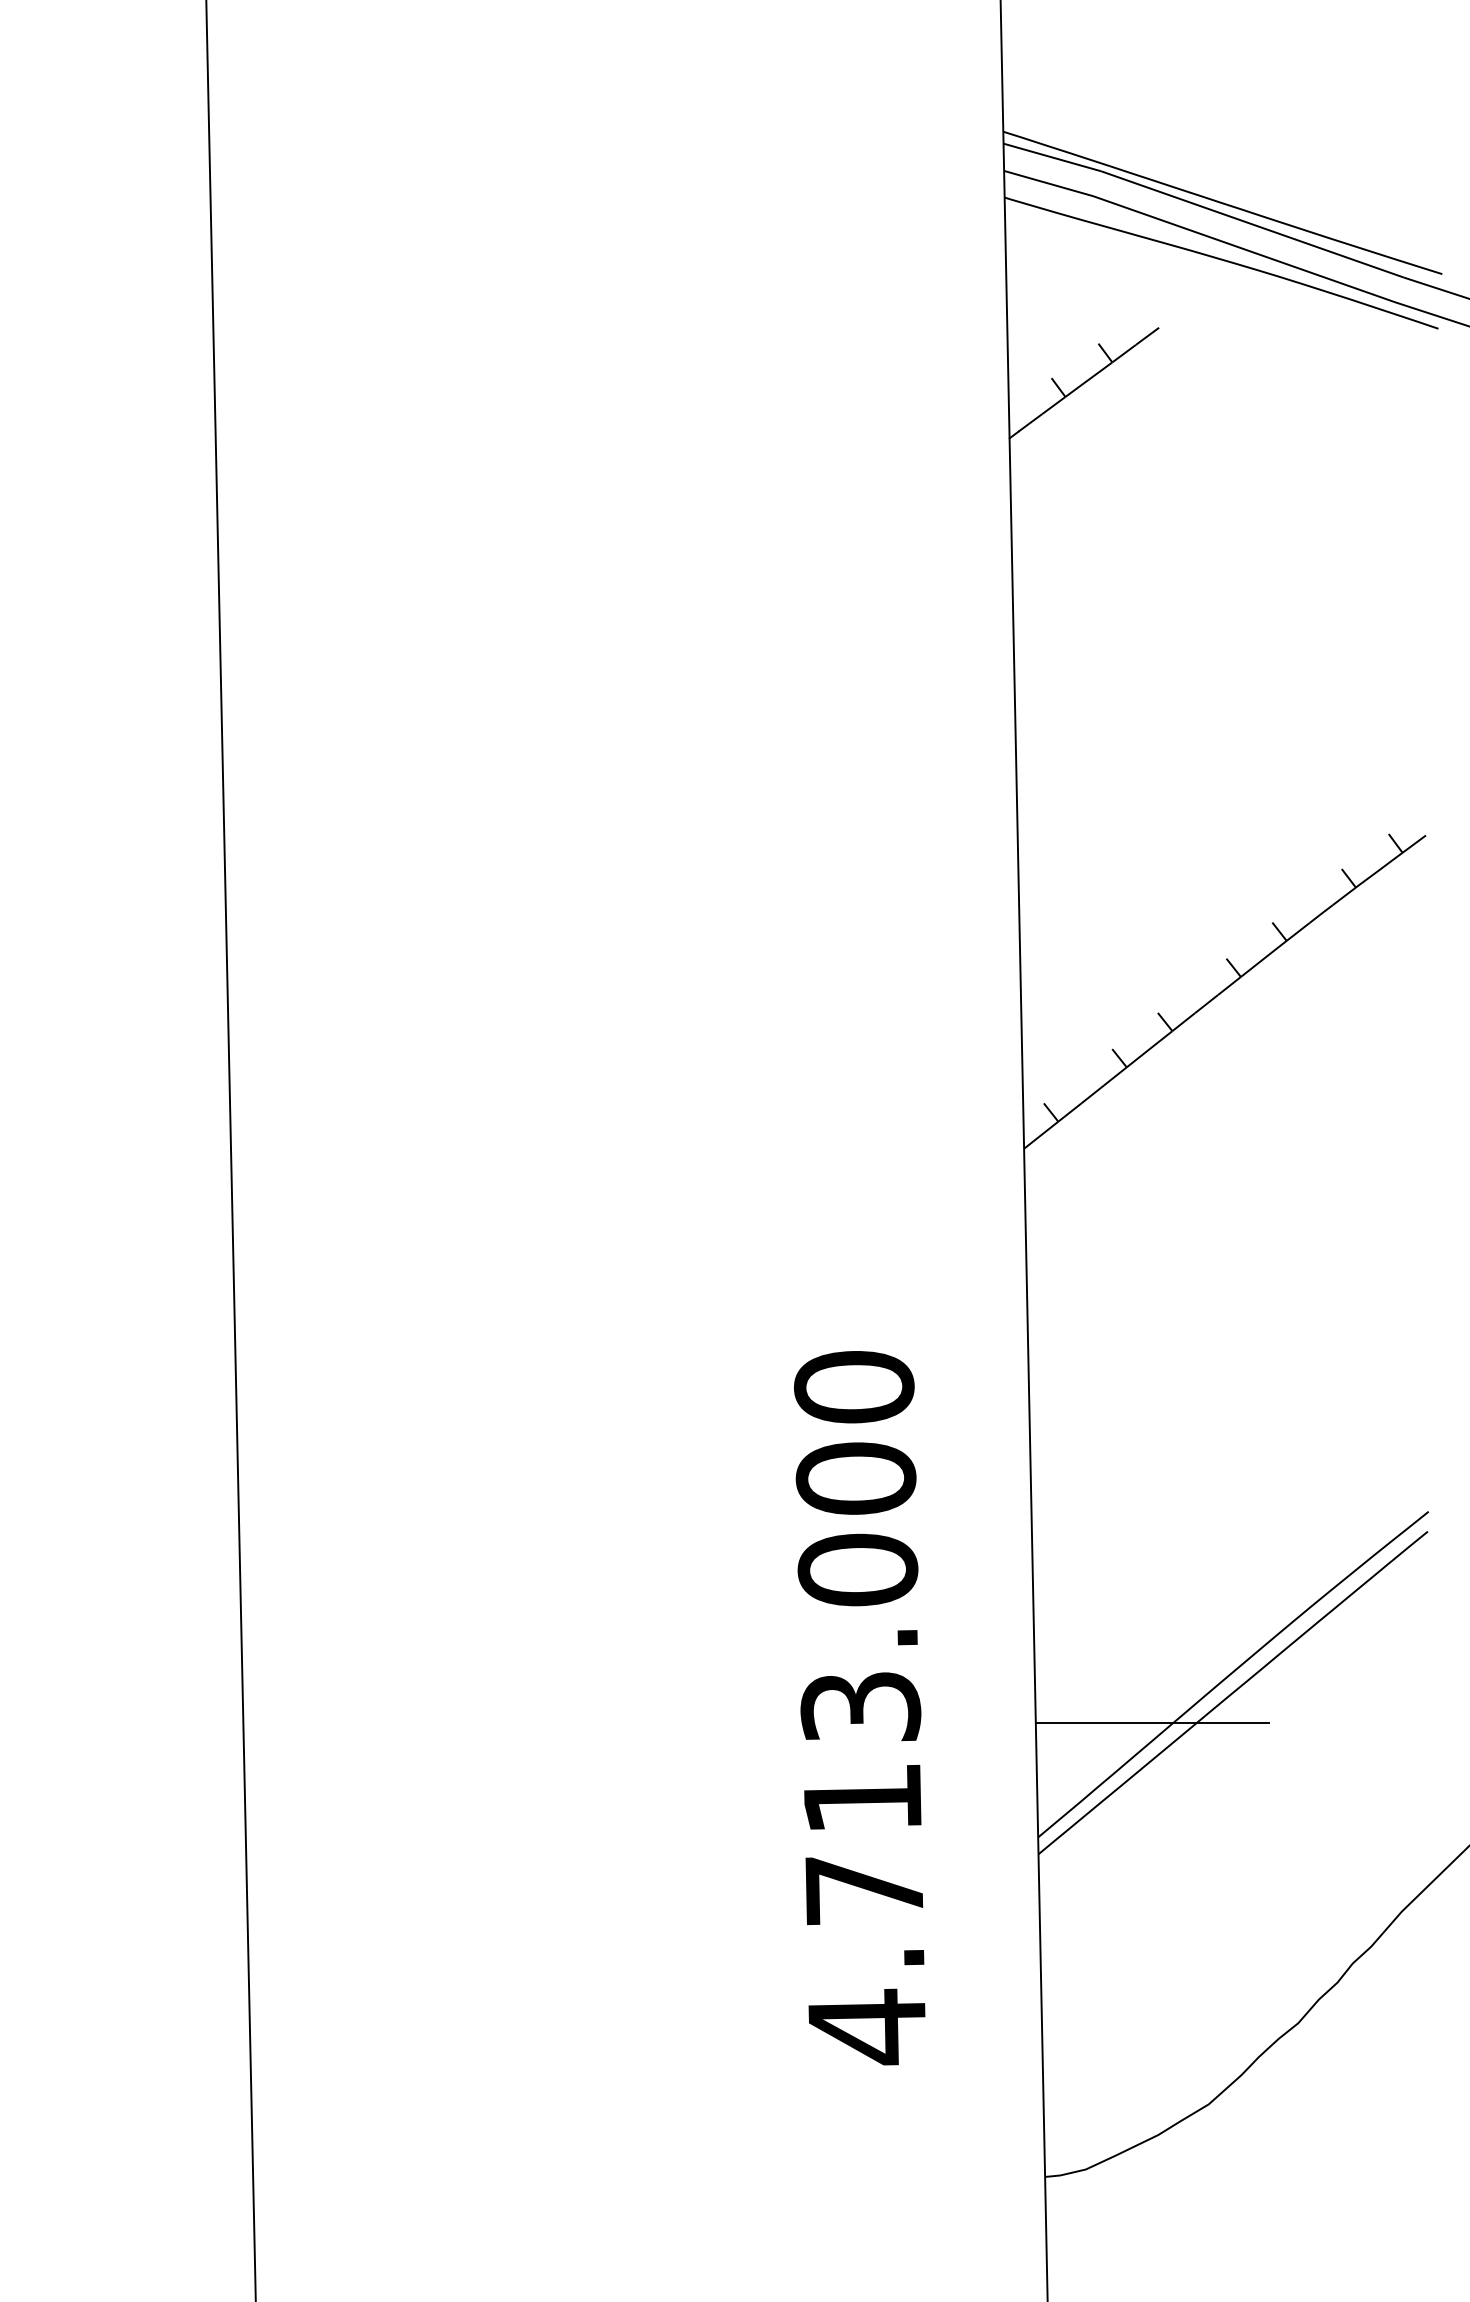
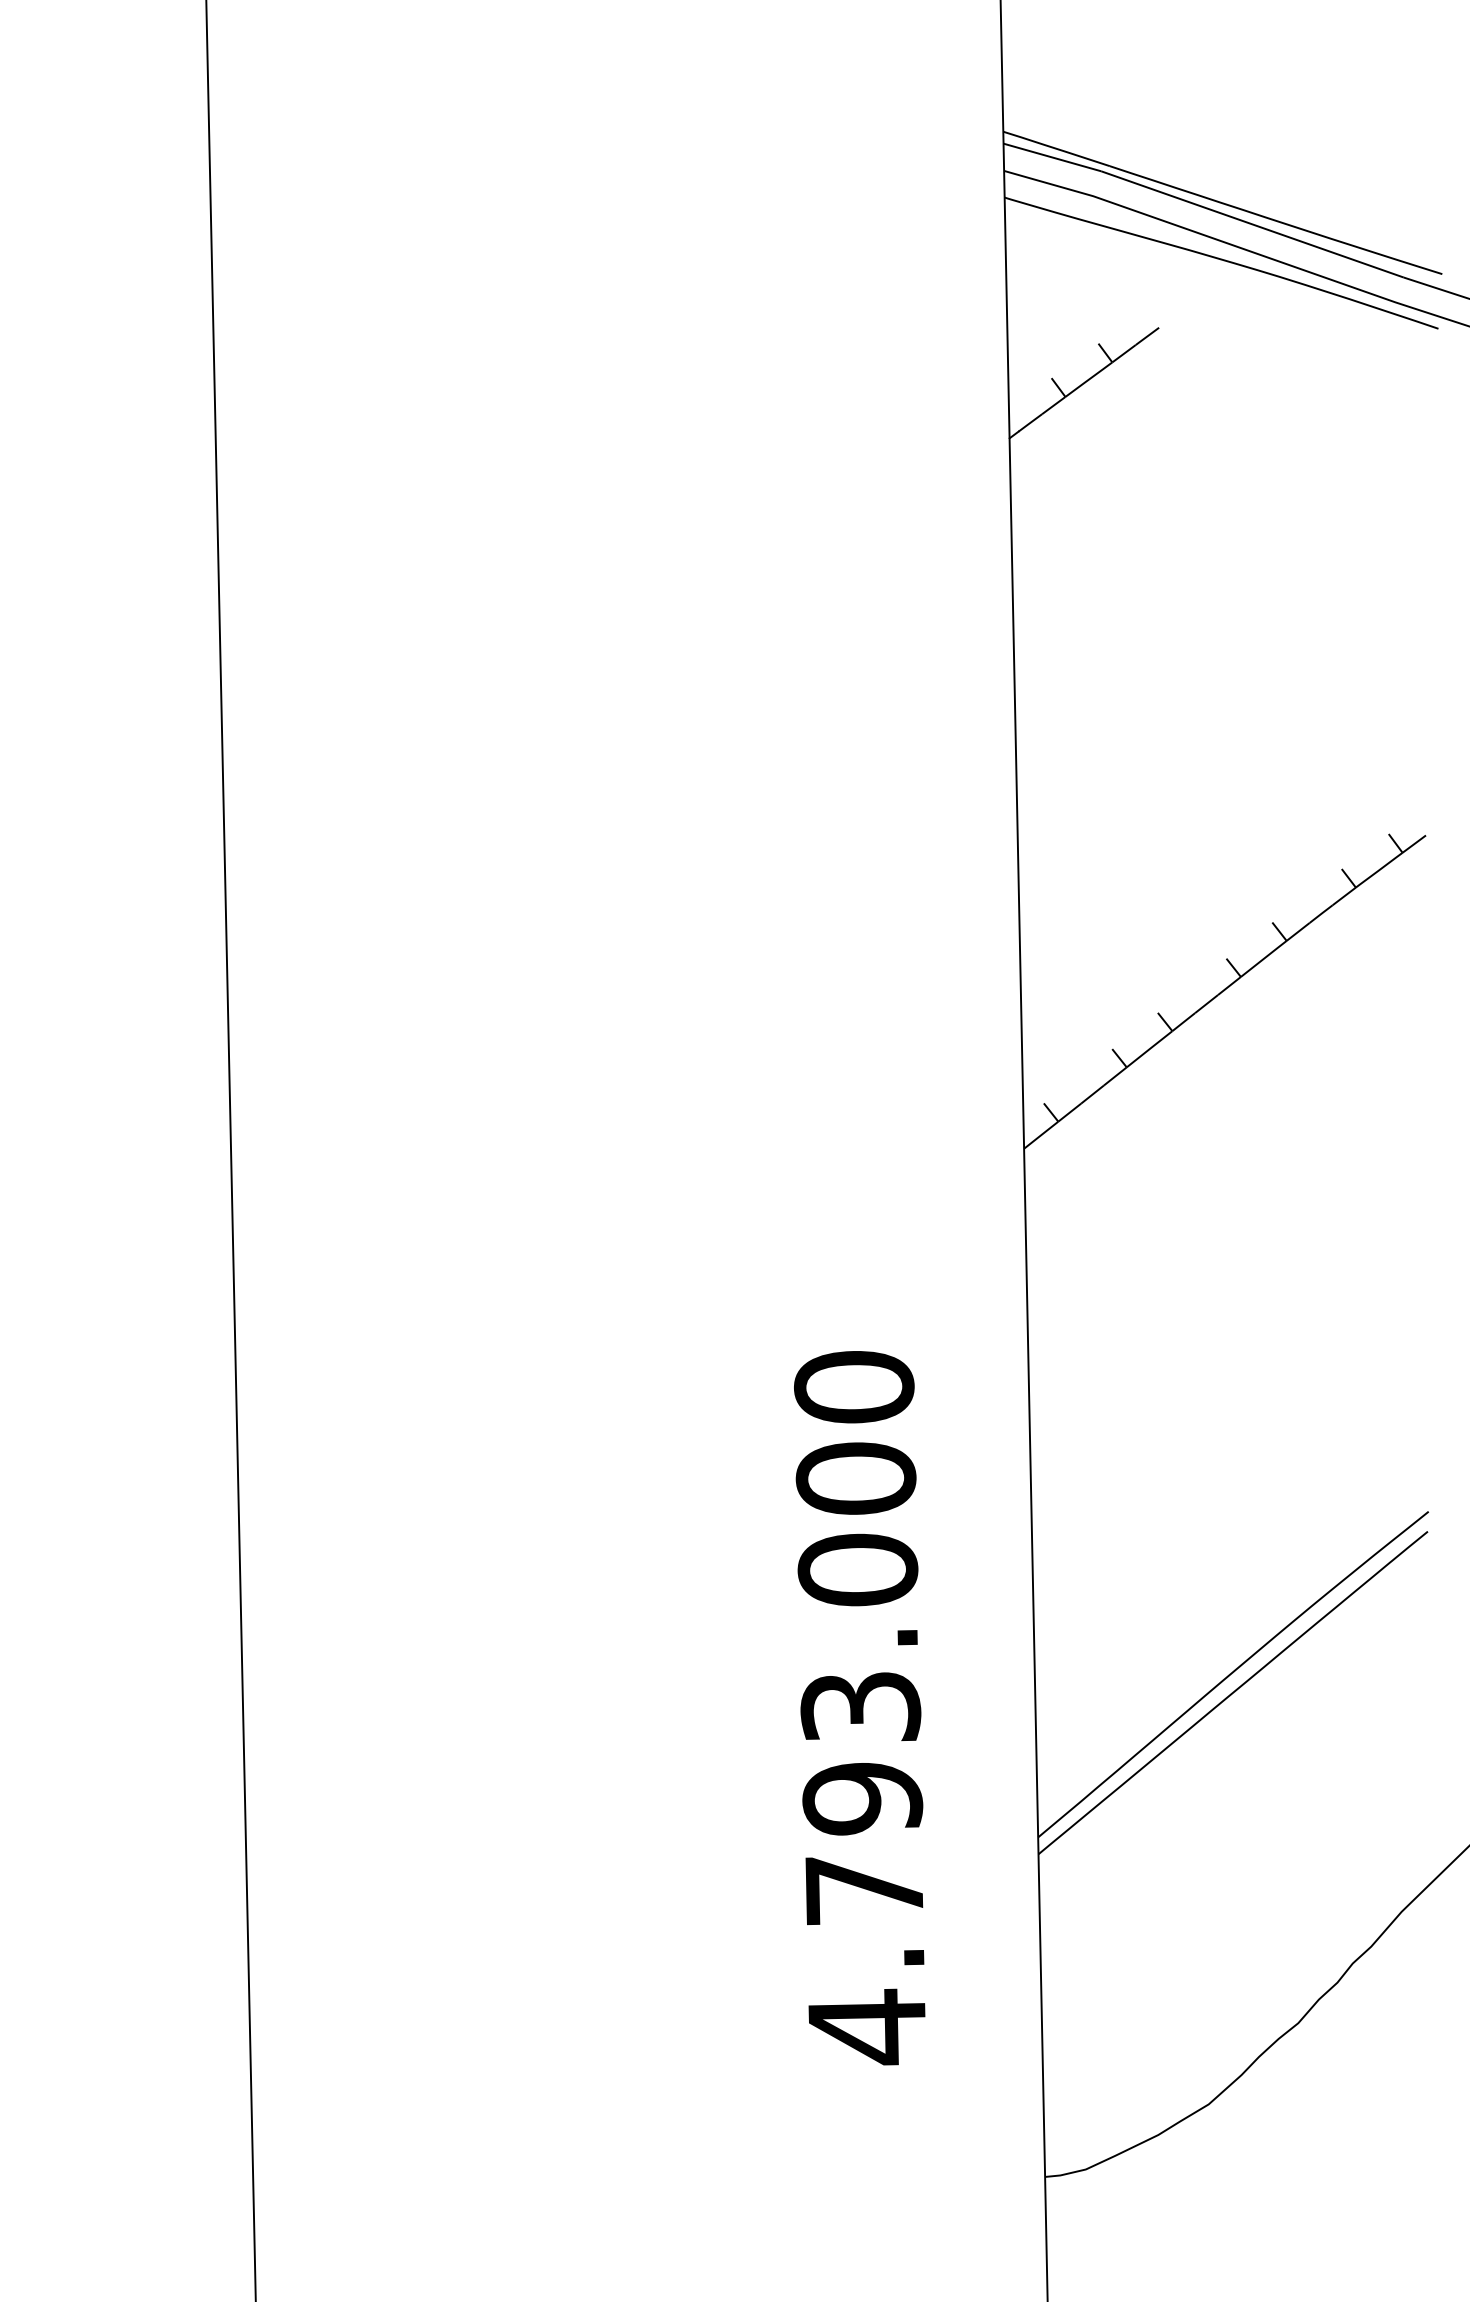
line: present -> none (1151, 1722)
text: 4.713.000 -> 4.793.000 (862, 1799)
